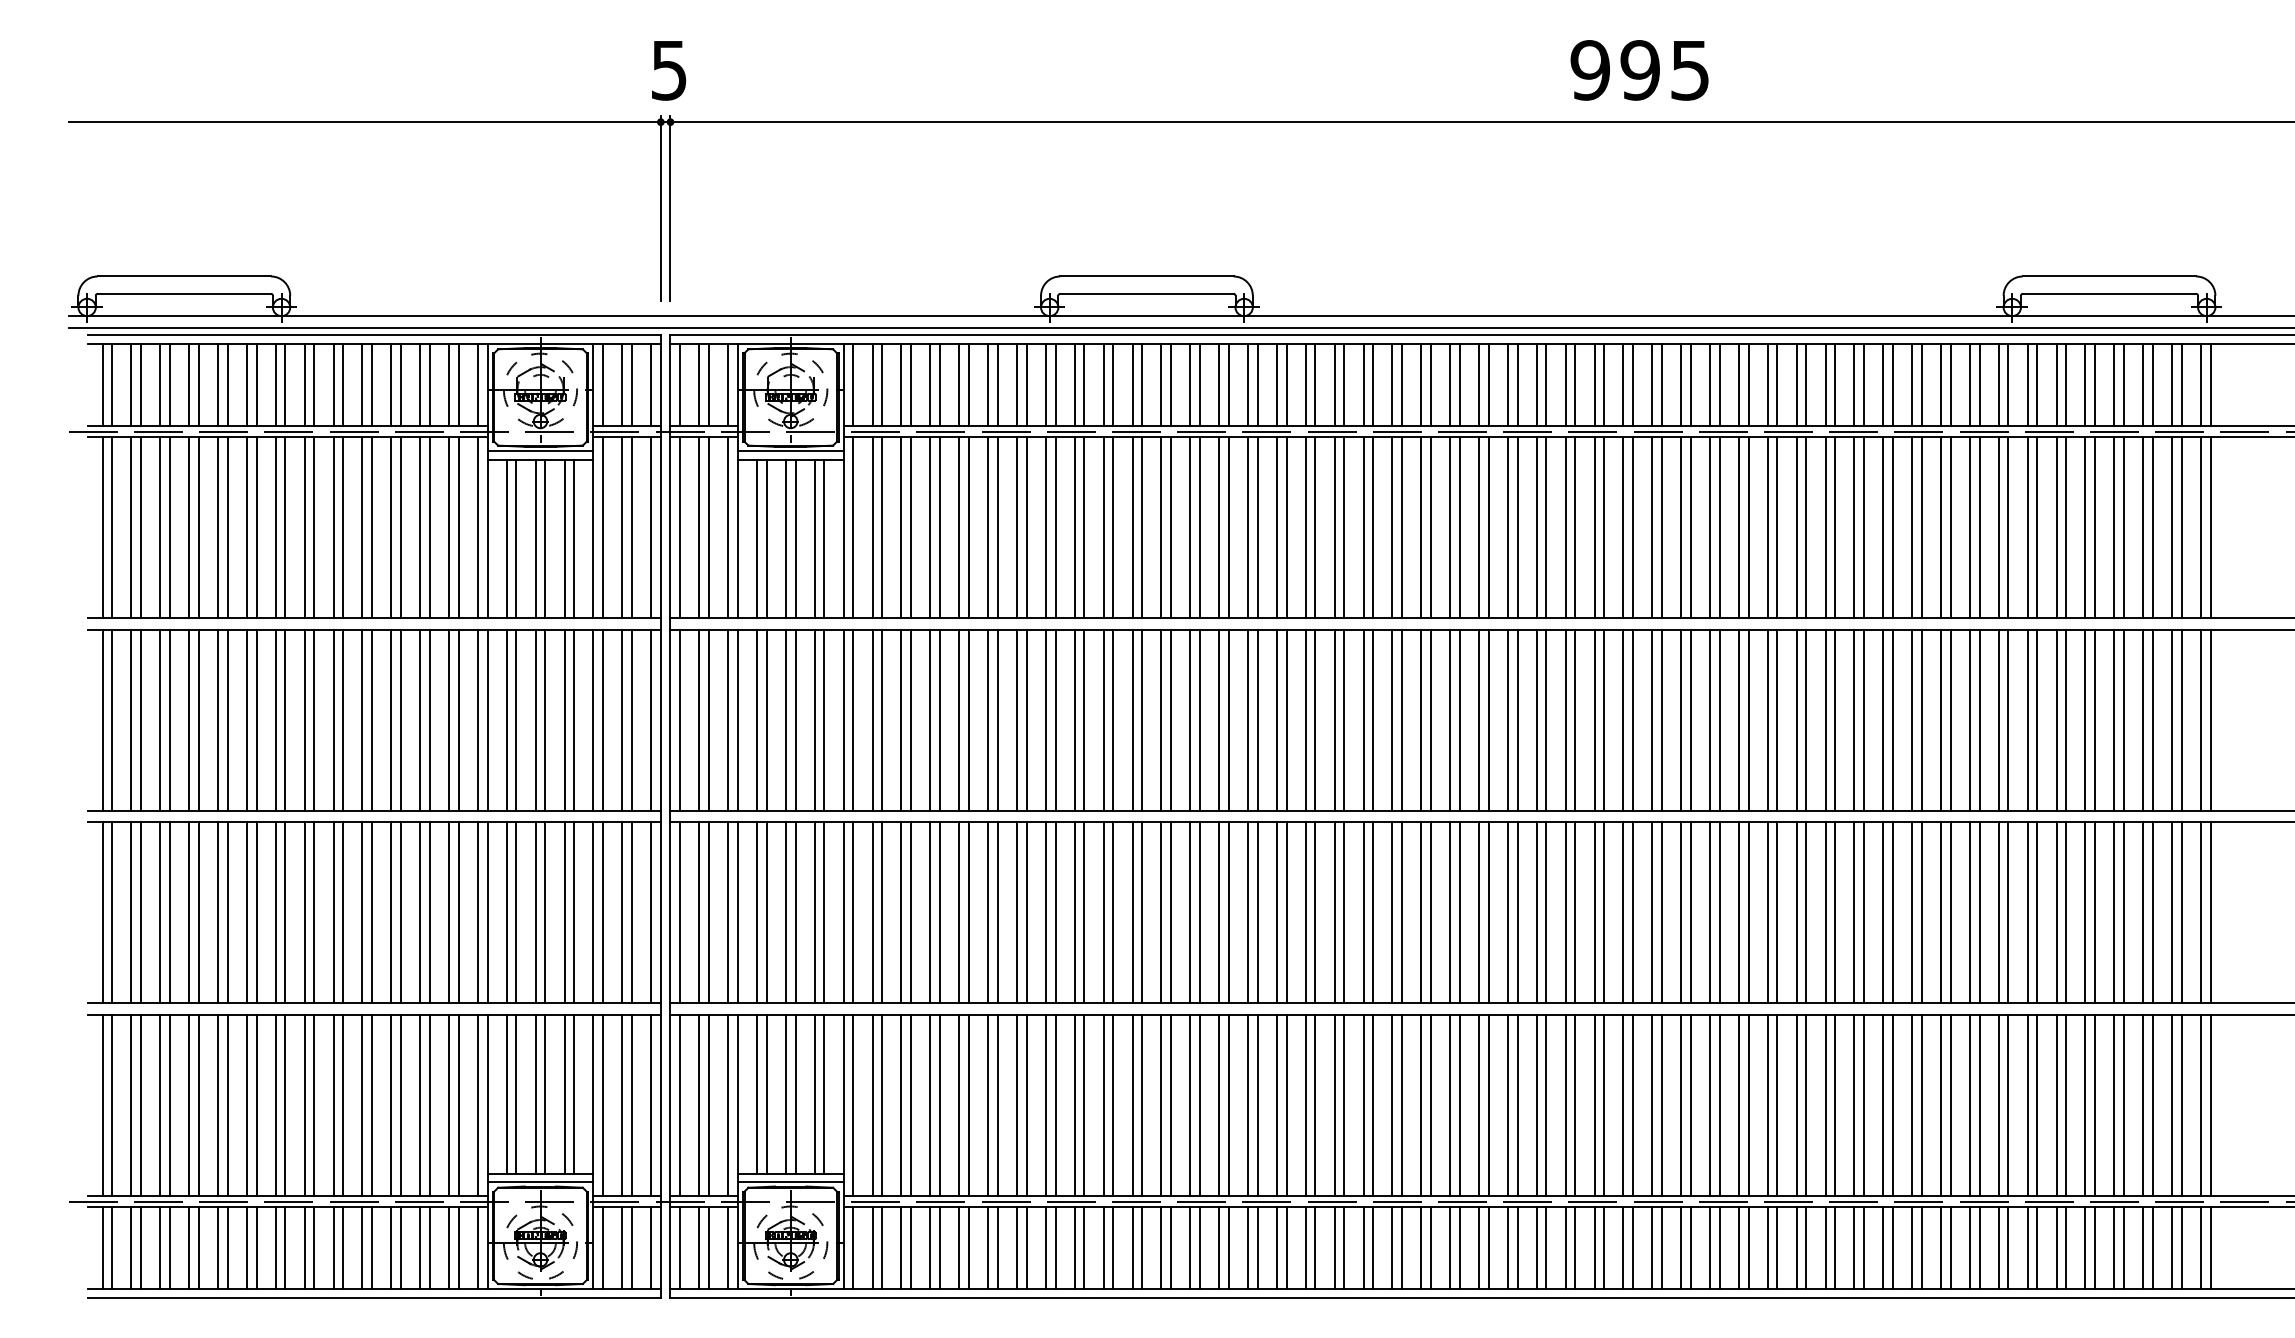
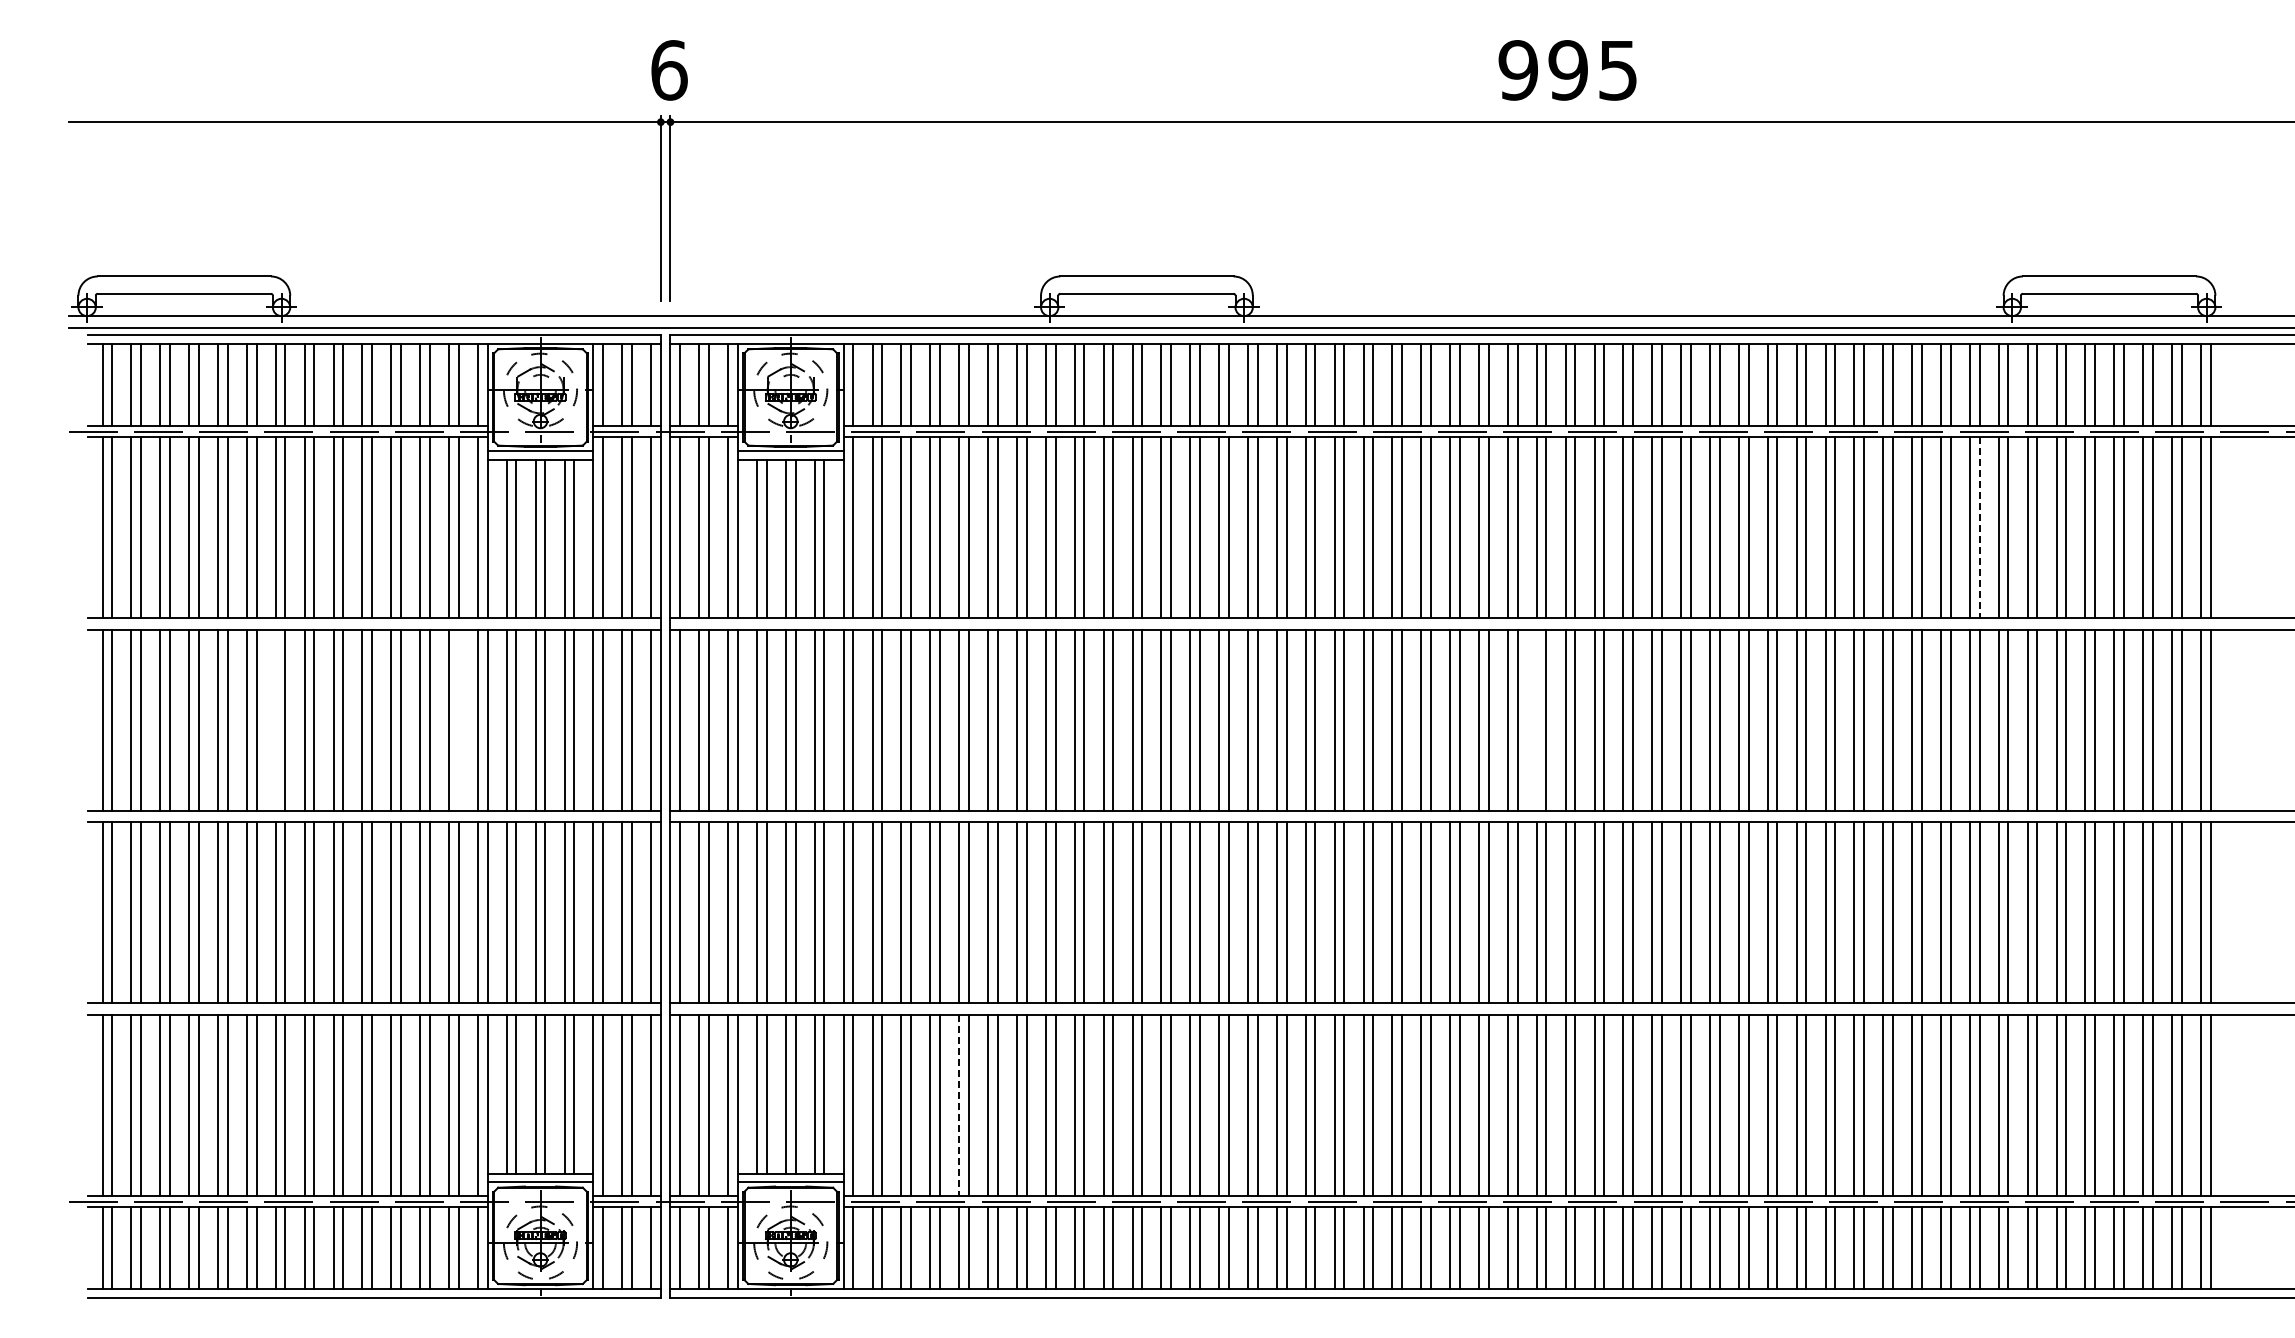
text: 5 -> 6 (669, 70)
text position: (1639, 70) -> (1567, 70) (1567, 70)
line: solid -> dashed (1979, 528)
line: present -> none (275, 719)
line: present -> none (458, 719)
line: present -> none (1536, 719)
line: solid -> dashed (959, 1105)
